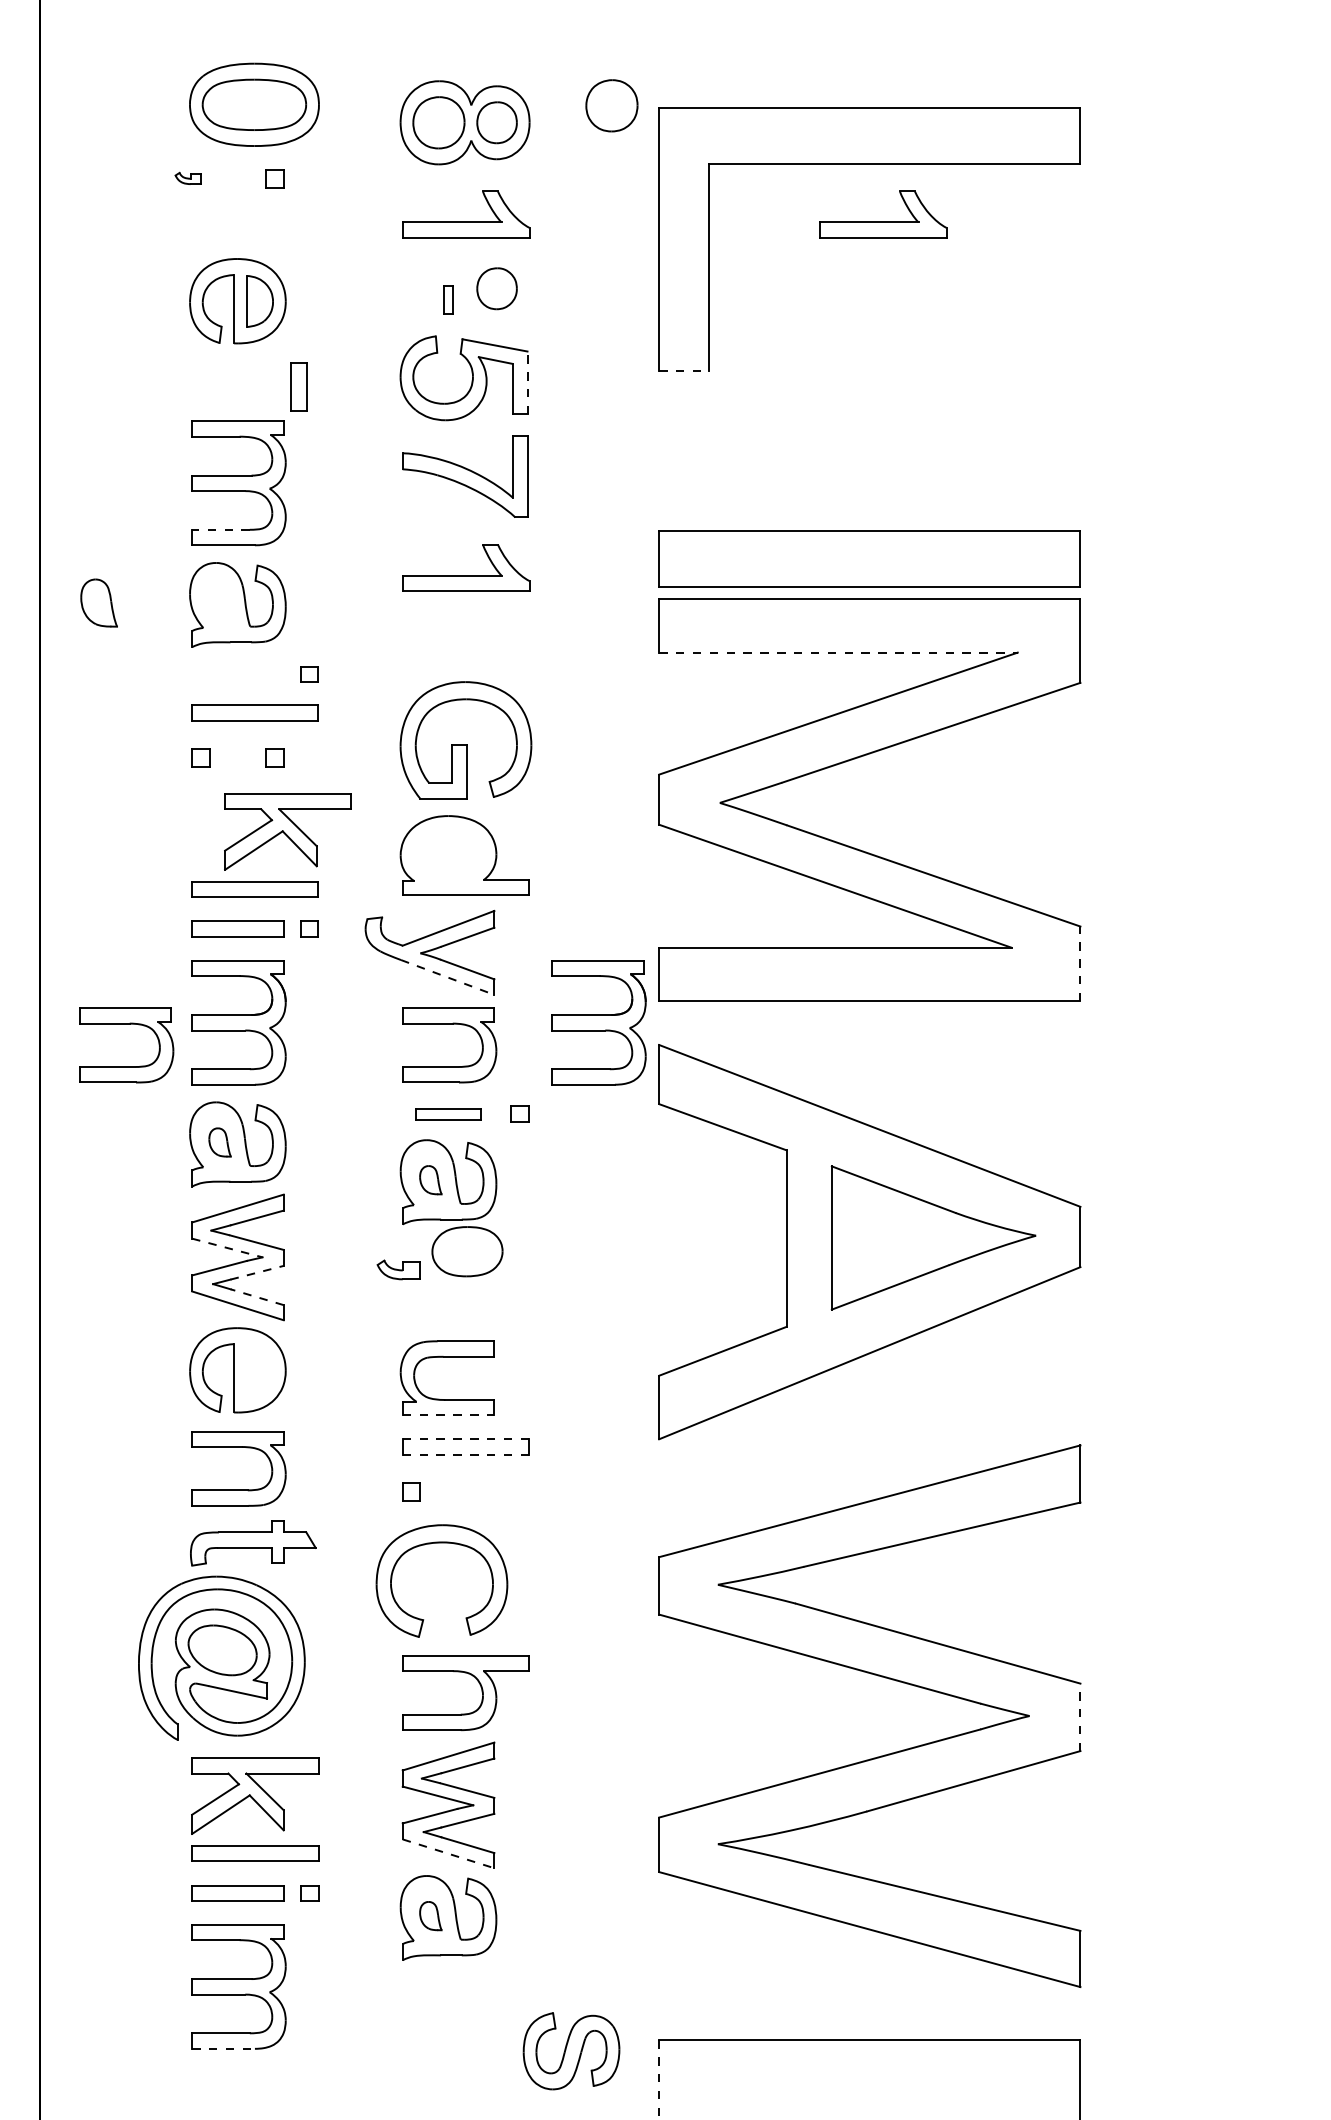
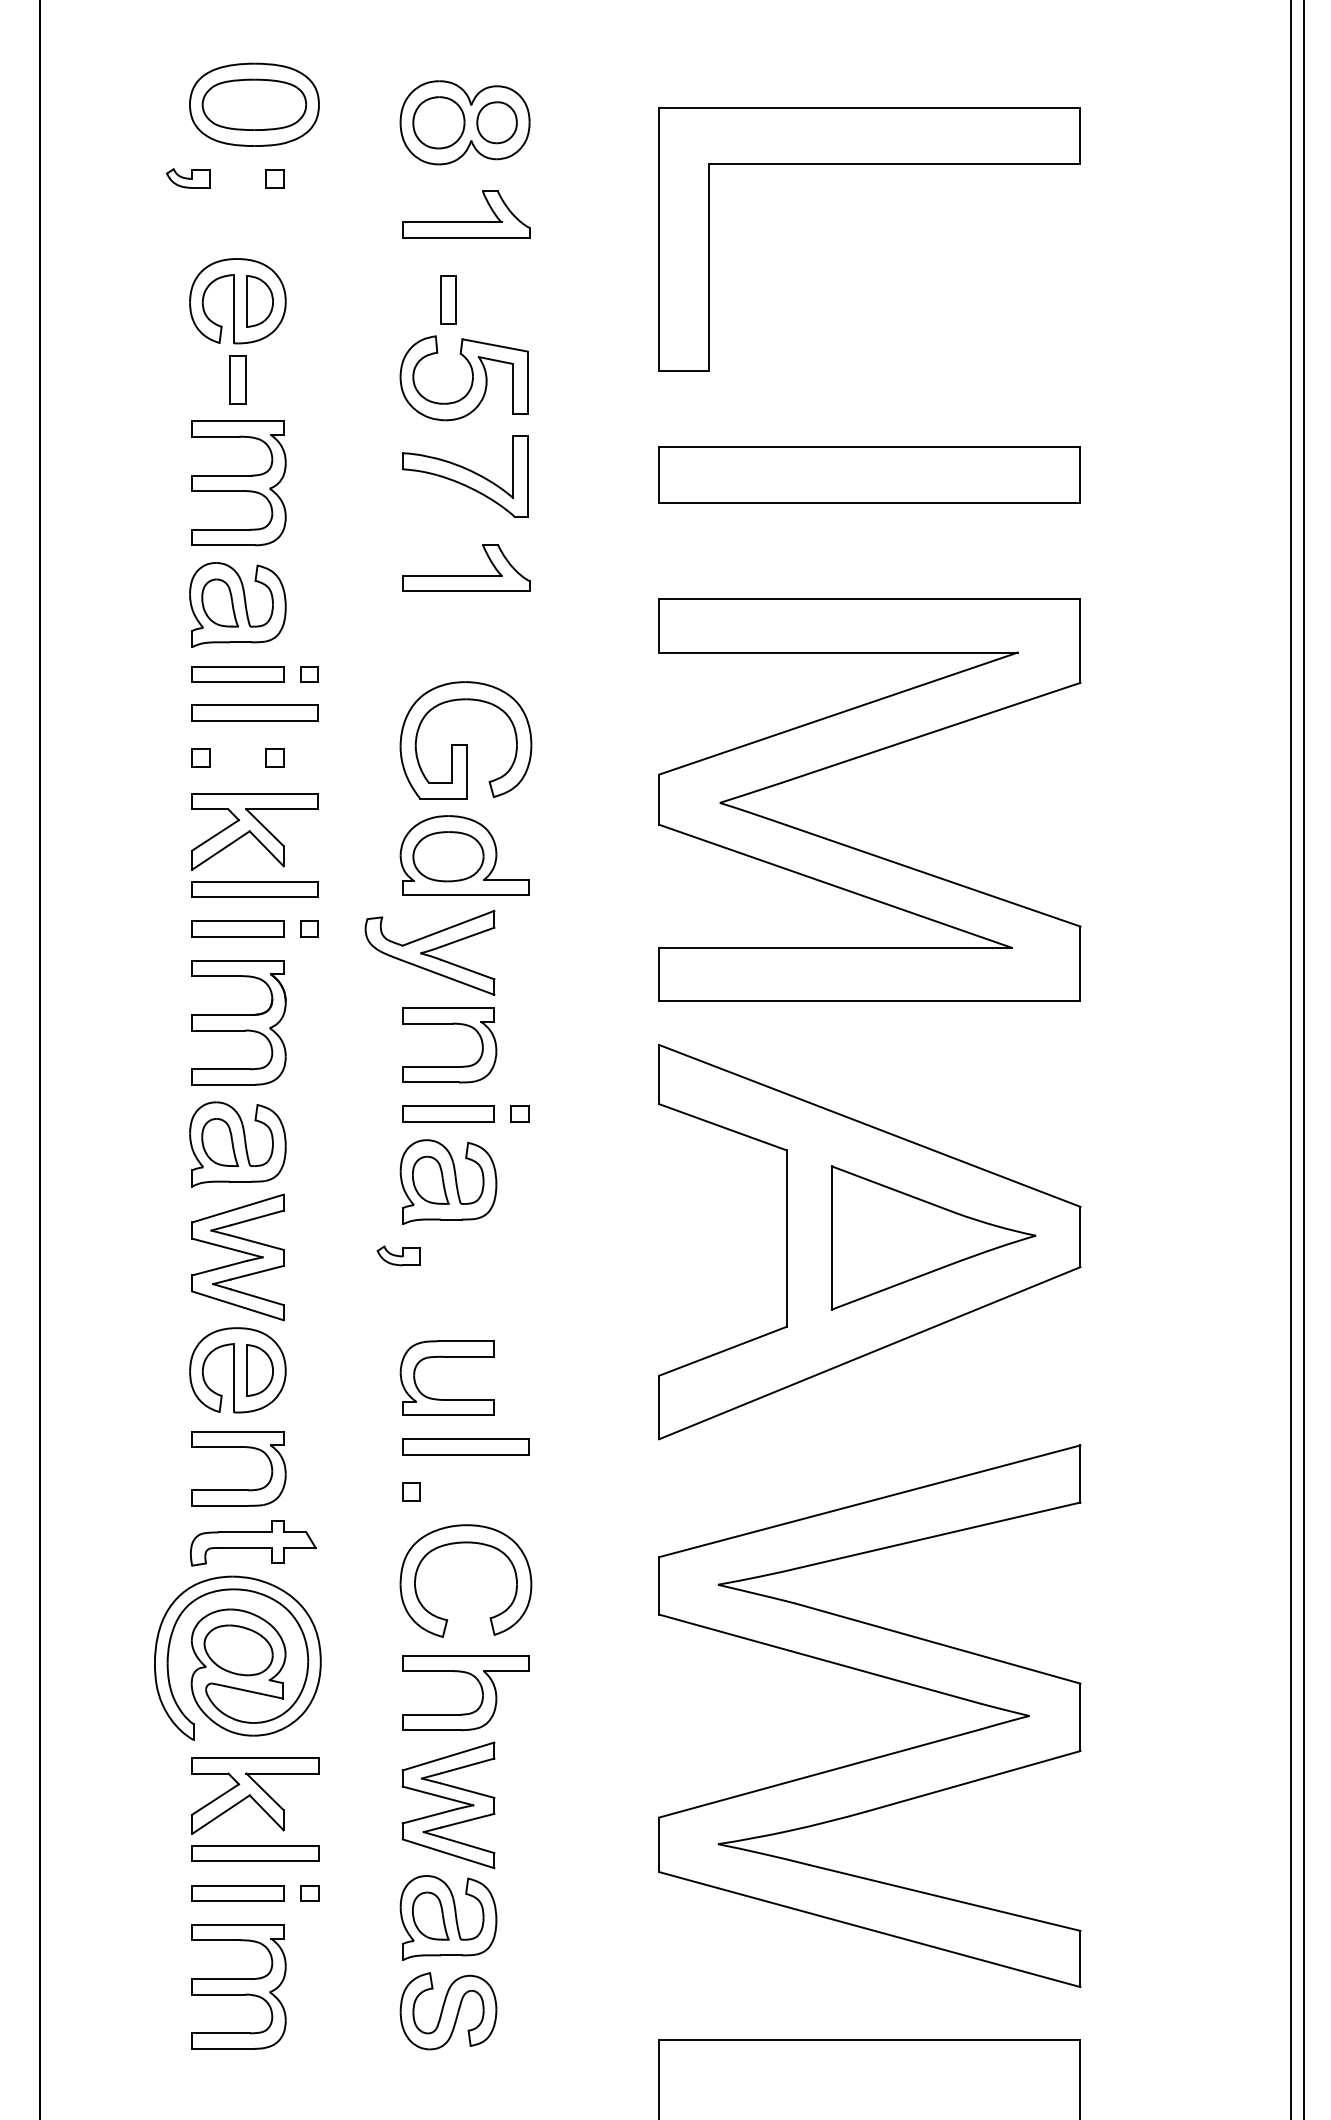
part: present -> none (611, 105)
part size: 28x14 px -> 45x21 px (188, 178)
part: present -> none (883, 221)
part: present -> none (496, 288)
part size: 11x30 px -> 17x50 px (448, 299)
line: dashed -> solid (684, 371)
line: dashed -> solid (527, 382)
part position: (298, 386) -> (237, 379) (237, 379)
line: dashed -> solid (220, 529)
part position: (869, 558) -> (869, 474) (869, 474)
part position: (98, 602) -> (219, 602) (219, 602)
line: dashed -> solid (838, 652)
part: none -> present (237, 674)
part position: (287, 831) -> (254, 831) (254, 831)
line: dashed -> solid (1080, 963)
line: dashed -> solid (447, 977)
part: present -> none (598, 1022)
part: present -> none (126, 1024)
line: none -> present (1291, 1059)
line: none -> present (1303, 1059)
part size: 67x13 px -> 93x18 px (448, 1113)
part size: 24x31 px -> 38x49 px (219, 1142)
part size: 24x31 px -> 38x50 px (430, 1179)
line: dashed -> solid (227, 1248)
part position: (467, 1251) -> (448, 856) (448, 856)
part position: (398, 1269) -> (398, 1255) (398, 1255)
line: dashed -> solid (257, 1272)
line: dashed -> solid (257, 1297)
part: none -> present (259, 1370)
line: dashed -> solid (448, 1415)
line: dashed -> solid (465, 1439)
line: dashed -> solid (466, 1454)
part position: (441, 1543) -> (465, 1543) (465, 1543)
part position: (221, 1657) -> (237, 1657) (237, 1657)
line: dashed -> solid (1080, 1717)
line: dashed -> solid (449, 1853)
part size: 24x31 px -> 38x50 px (430, 1915)
line: dashed -> solid (224, 2048)
part position: (571, 2051) -> (448, 2011) (448, 2011)
line: dashed -> solid (659, 2080)
